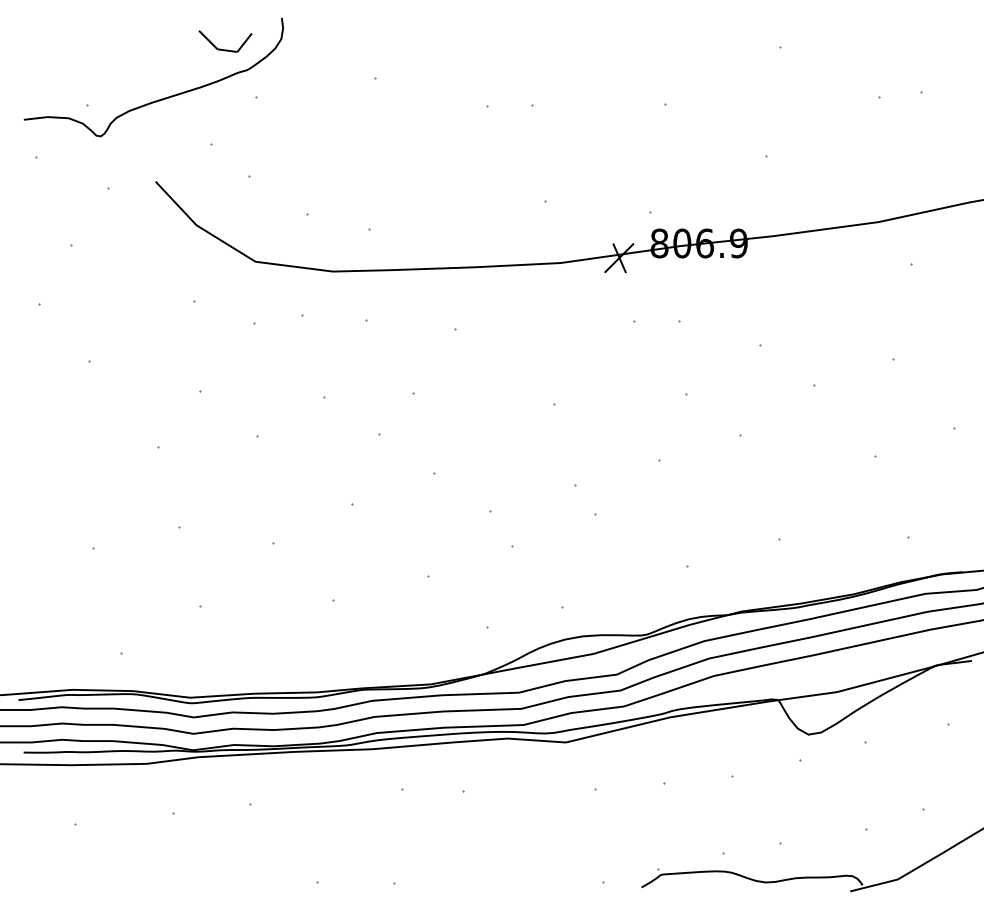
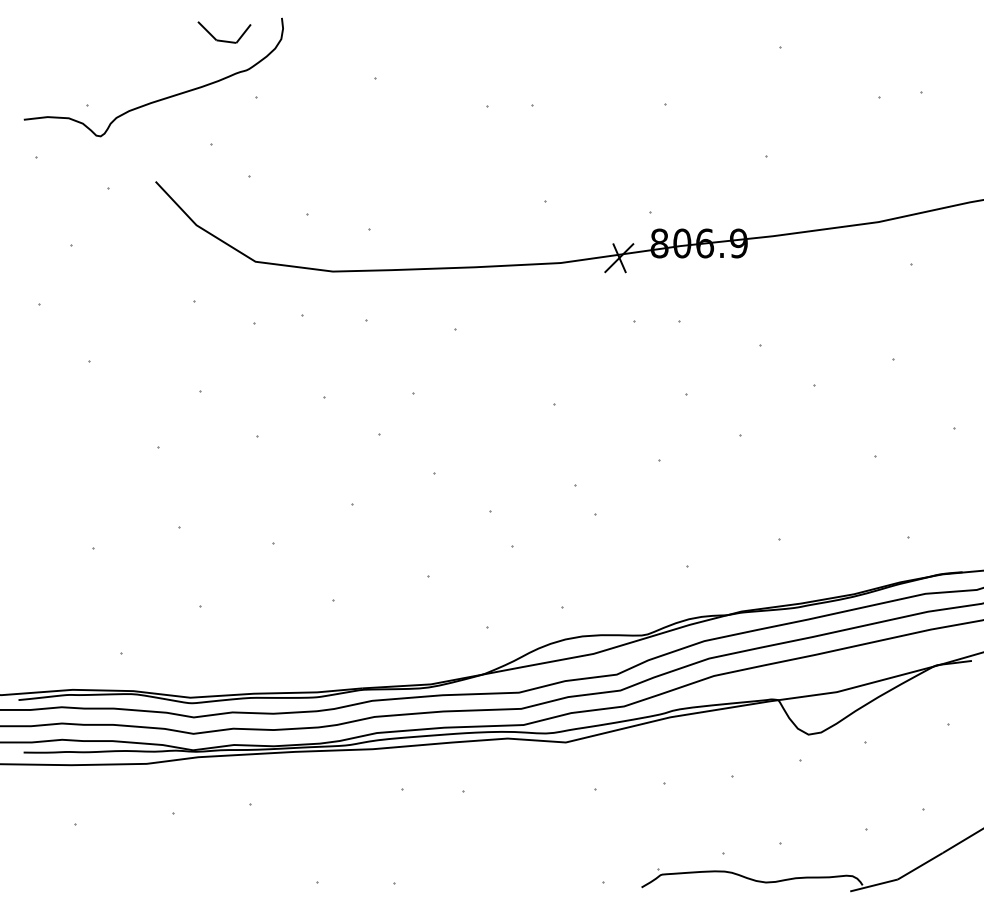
line position: (225, 49) -> (224, 40) (224, 40)
